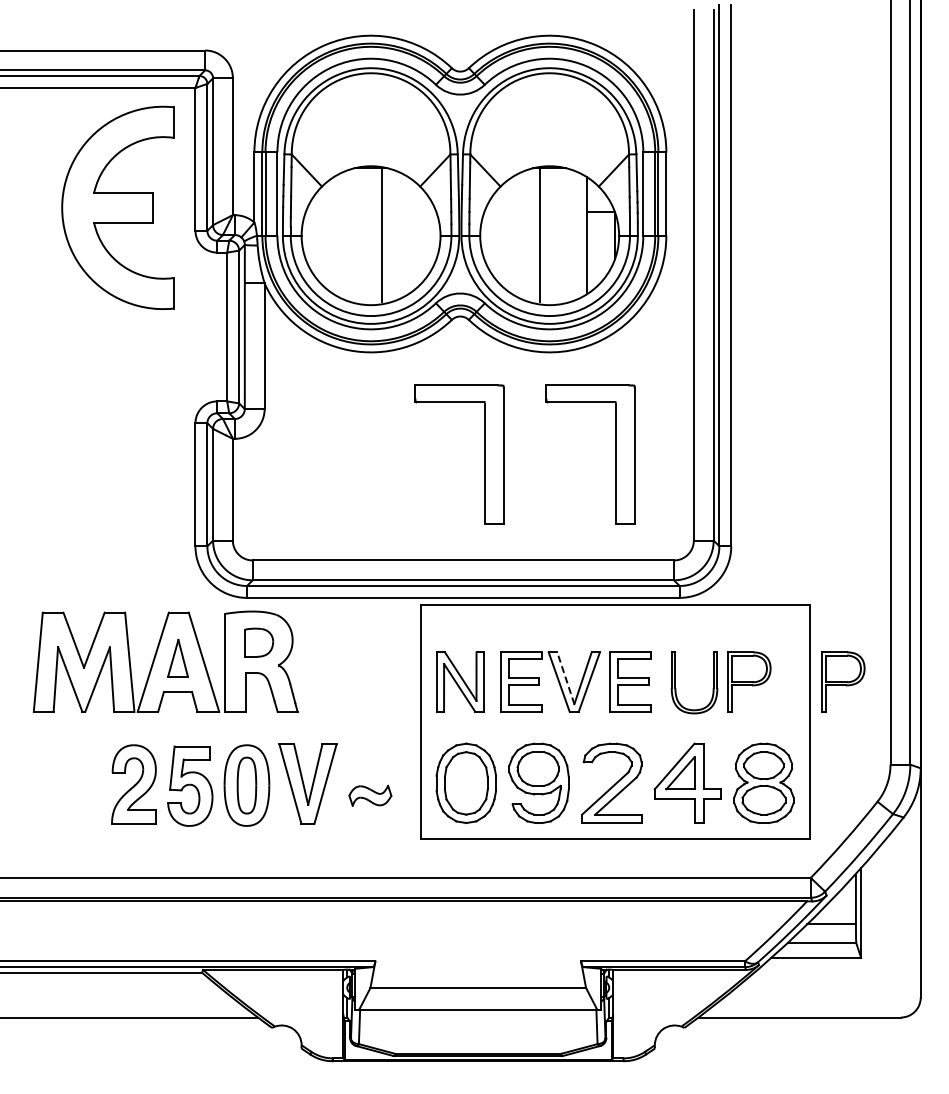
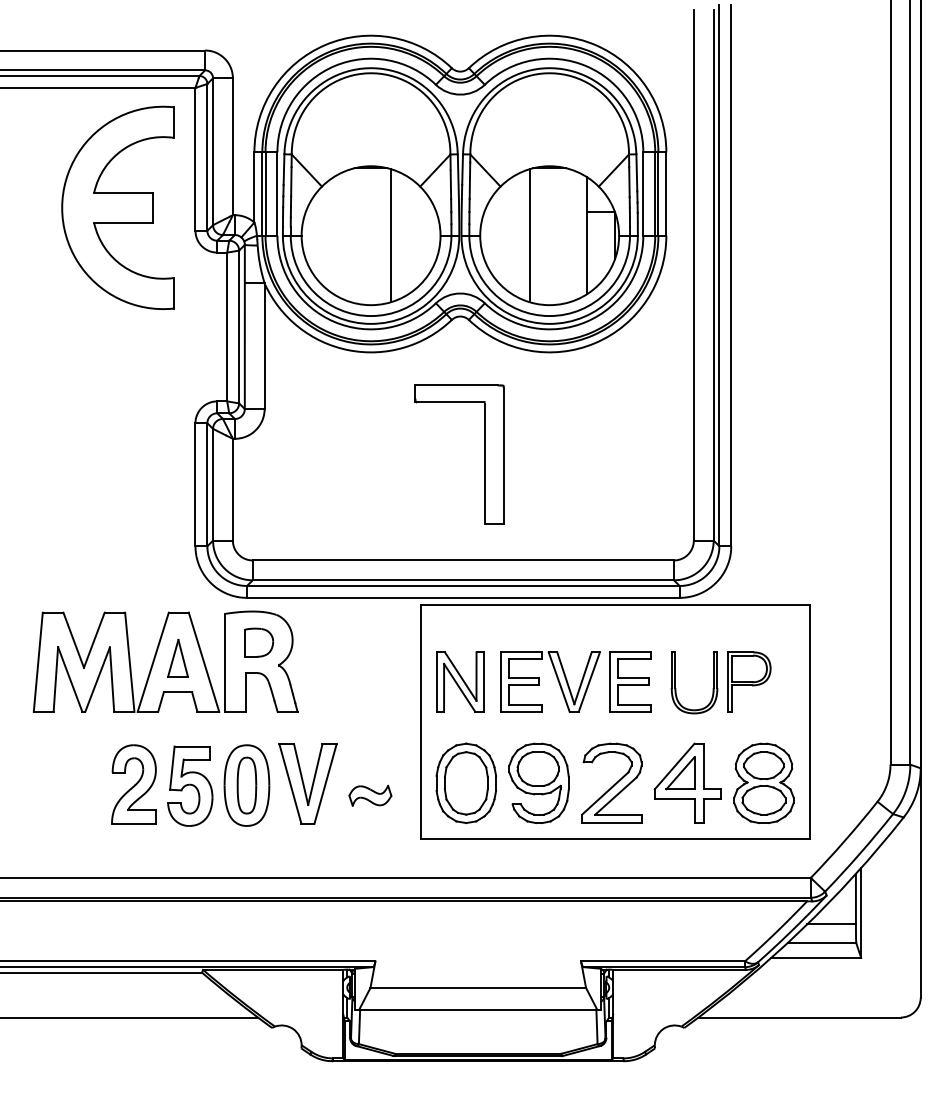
line position: (381, 235) -> (390, 235) (390, 235)
line position: (539, 235) -> (529, 235) (529, 235)
part: present -> none (615, 454)
line: dashed -> solid (565, 677)
part: present -> none (843, 681)
